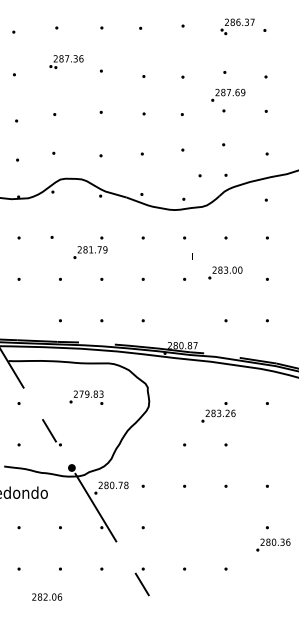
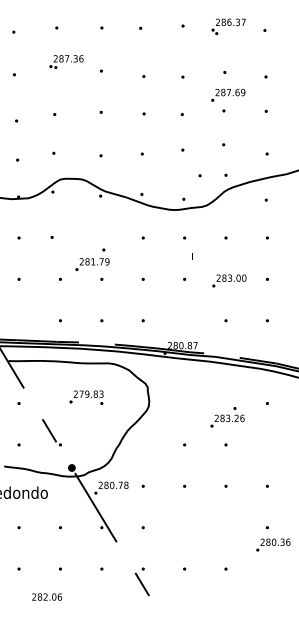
text position: (237, 26) -> (228, 26) (228, 26)
text position: (90, 247) -> (92, 259) (92, 259)
text position: (225, 272) -> (229, 280) (229, 280)
text position: (218, 412) -> (227, 417) (227, 417)
